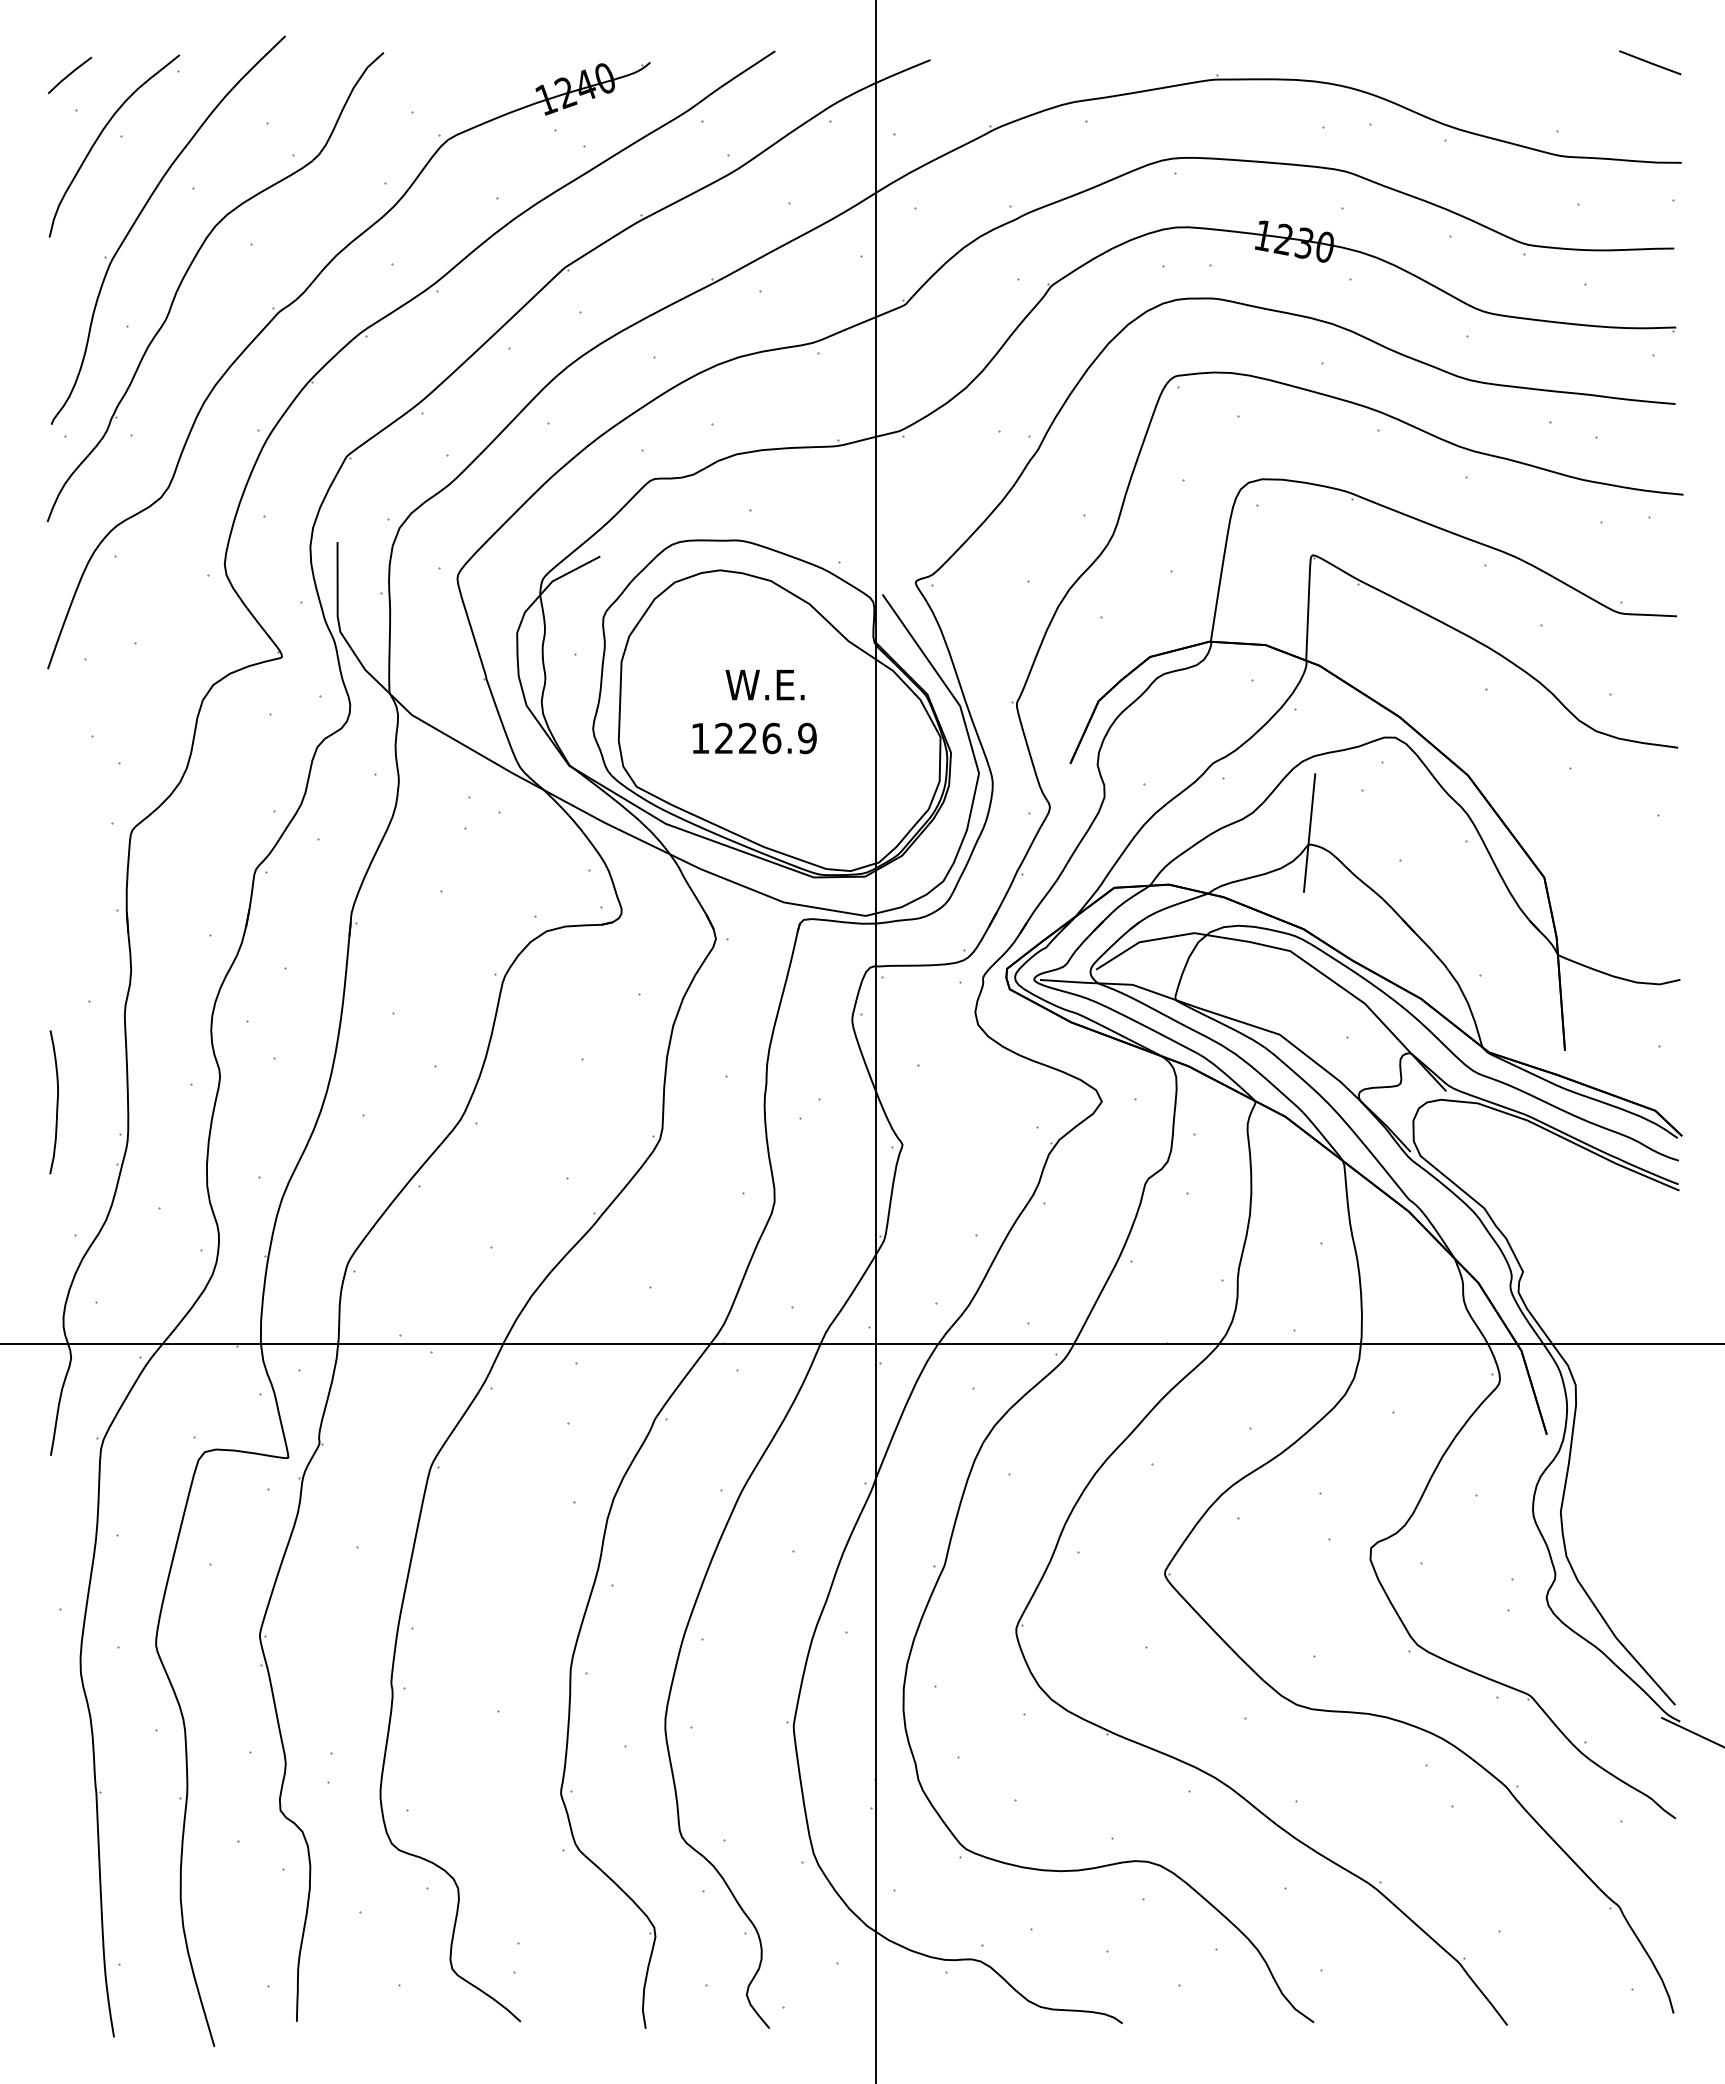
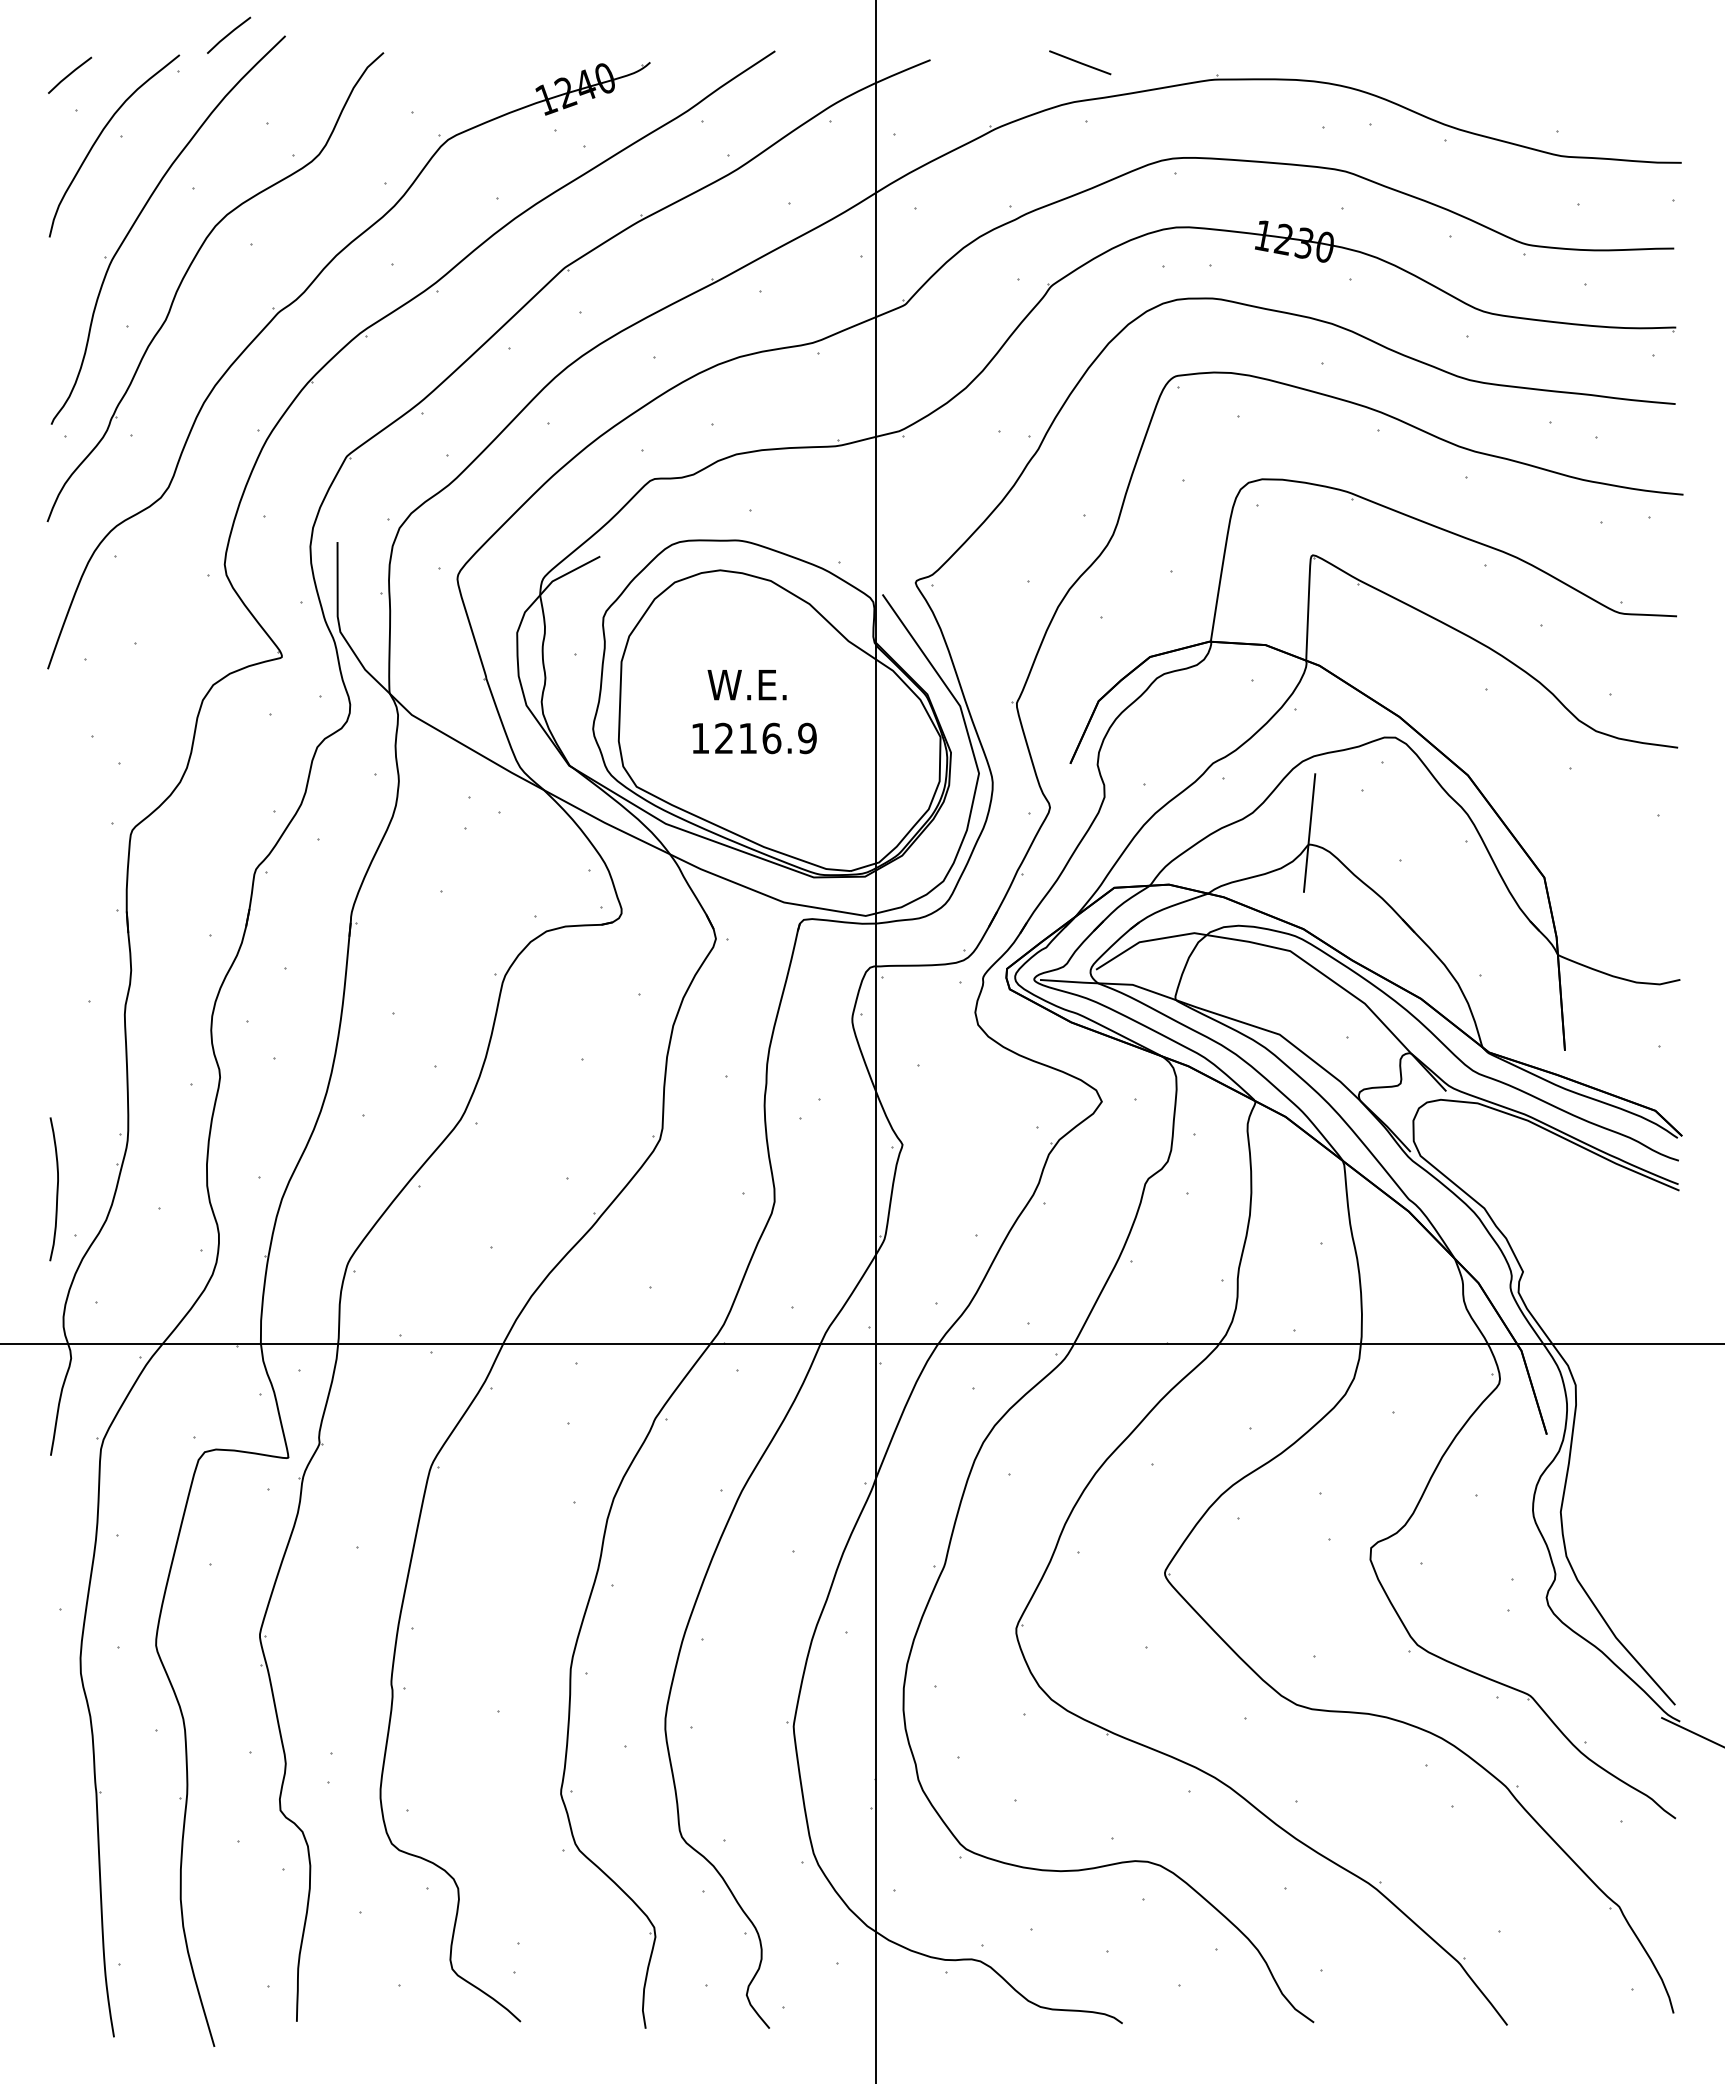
line: none -> present (229, 34)
line position: (1650, 62) -> (1080, 62) (1080, 62)
text position: (764, 685) -> (746, 685) (746, 685)
text: 1226.9 -> 1216.9 (747, 737)
curve position: (56, 1102) -> (56, 1189) (56, 1189)
